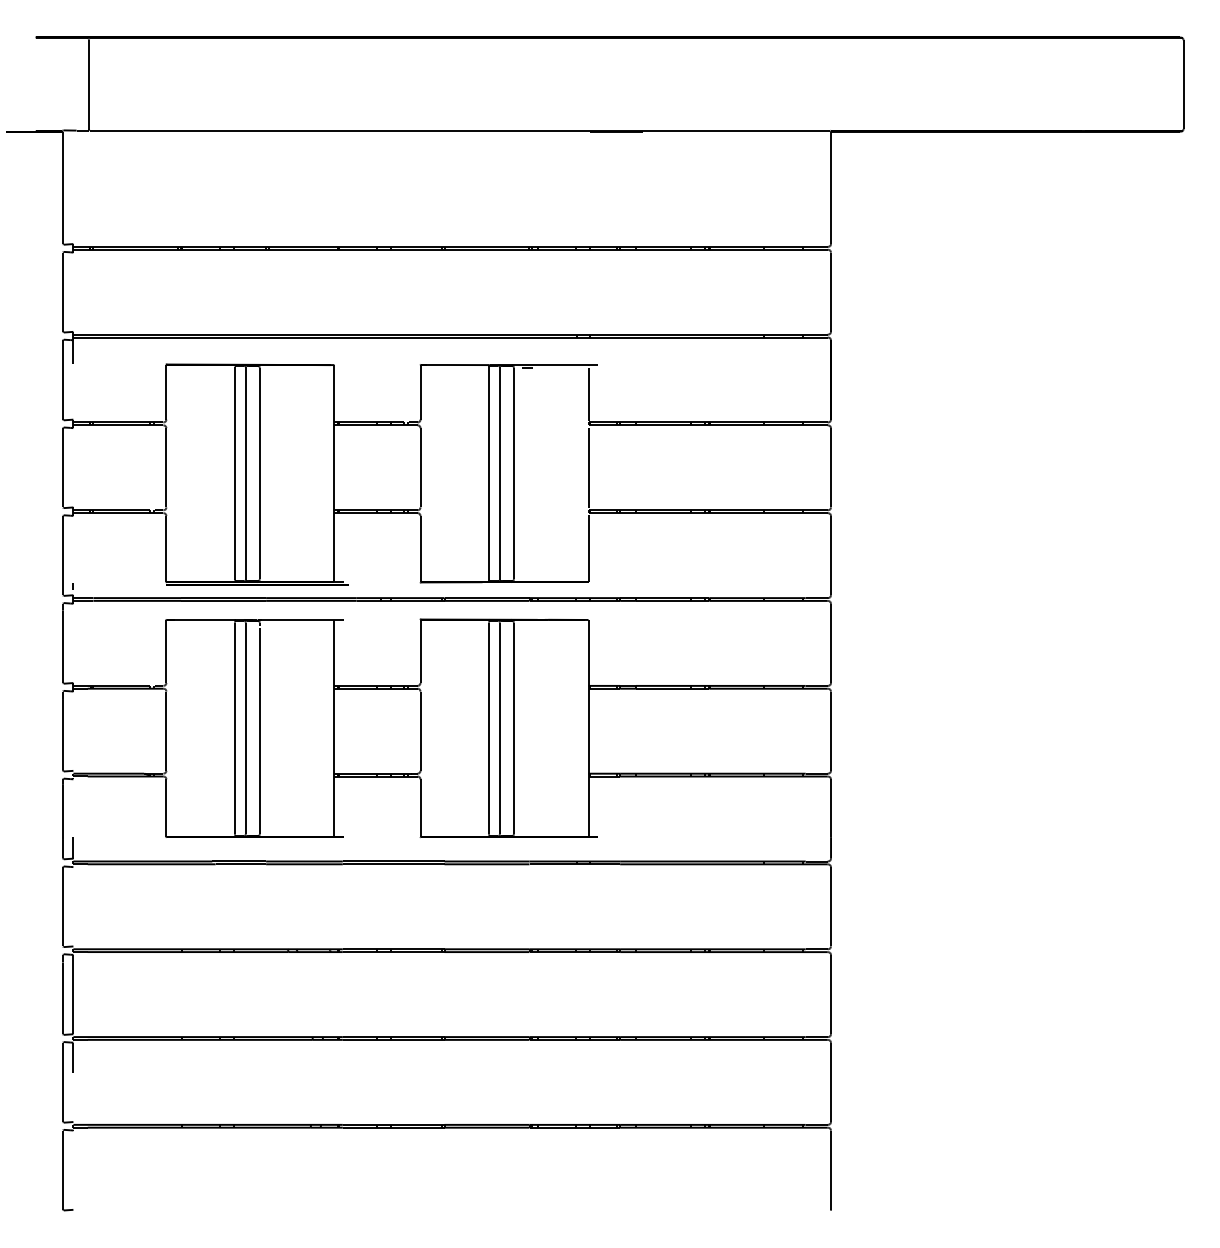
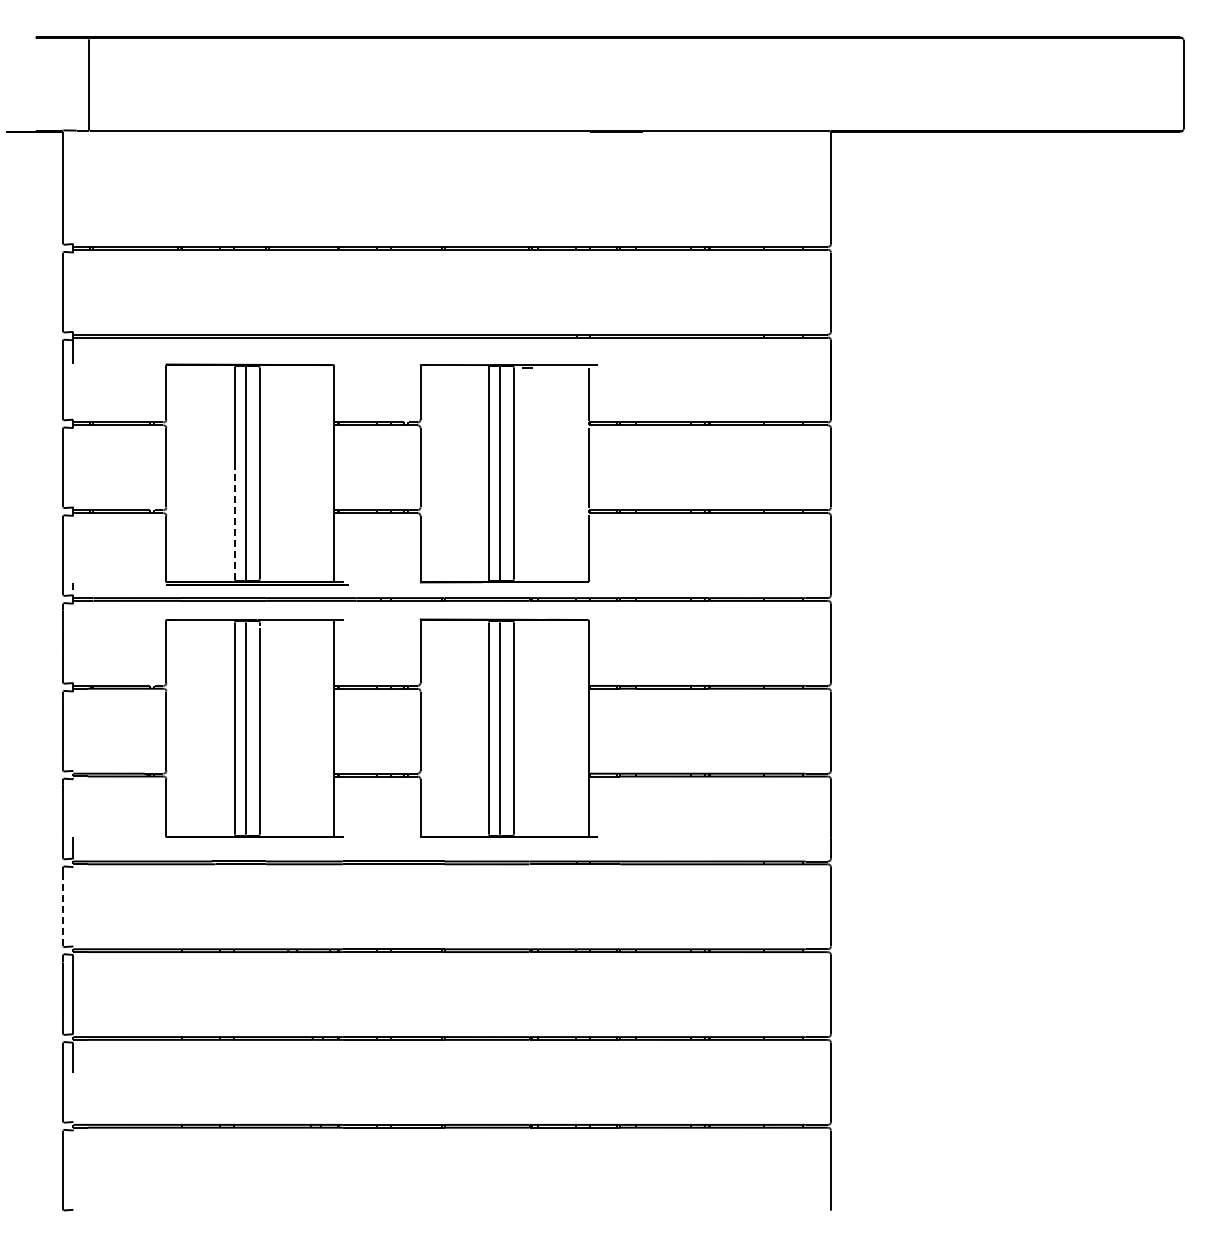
line: solid -> dashed (234, 521)
line: solid -> dashed (63, 910)
